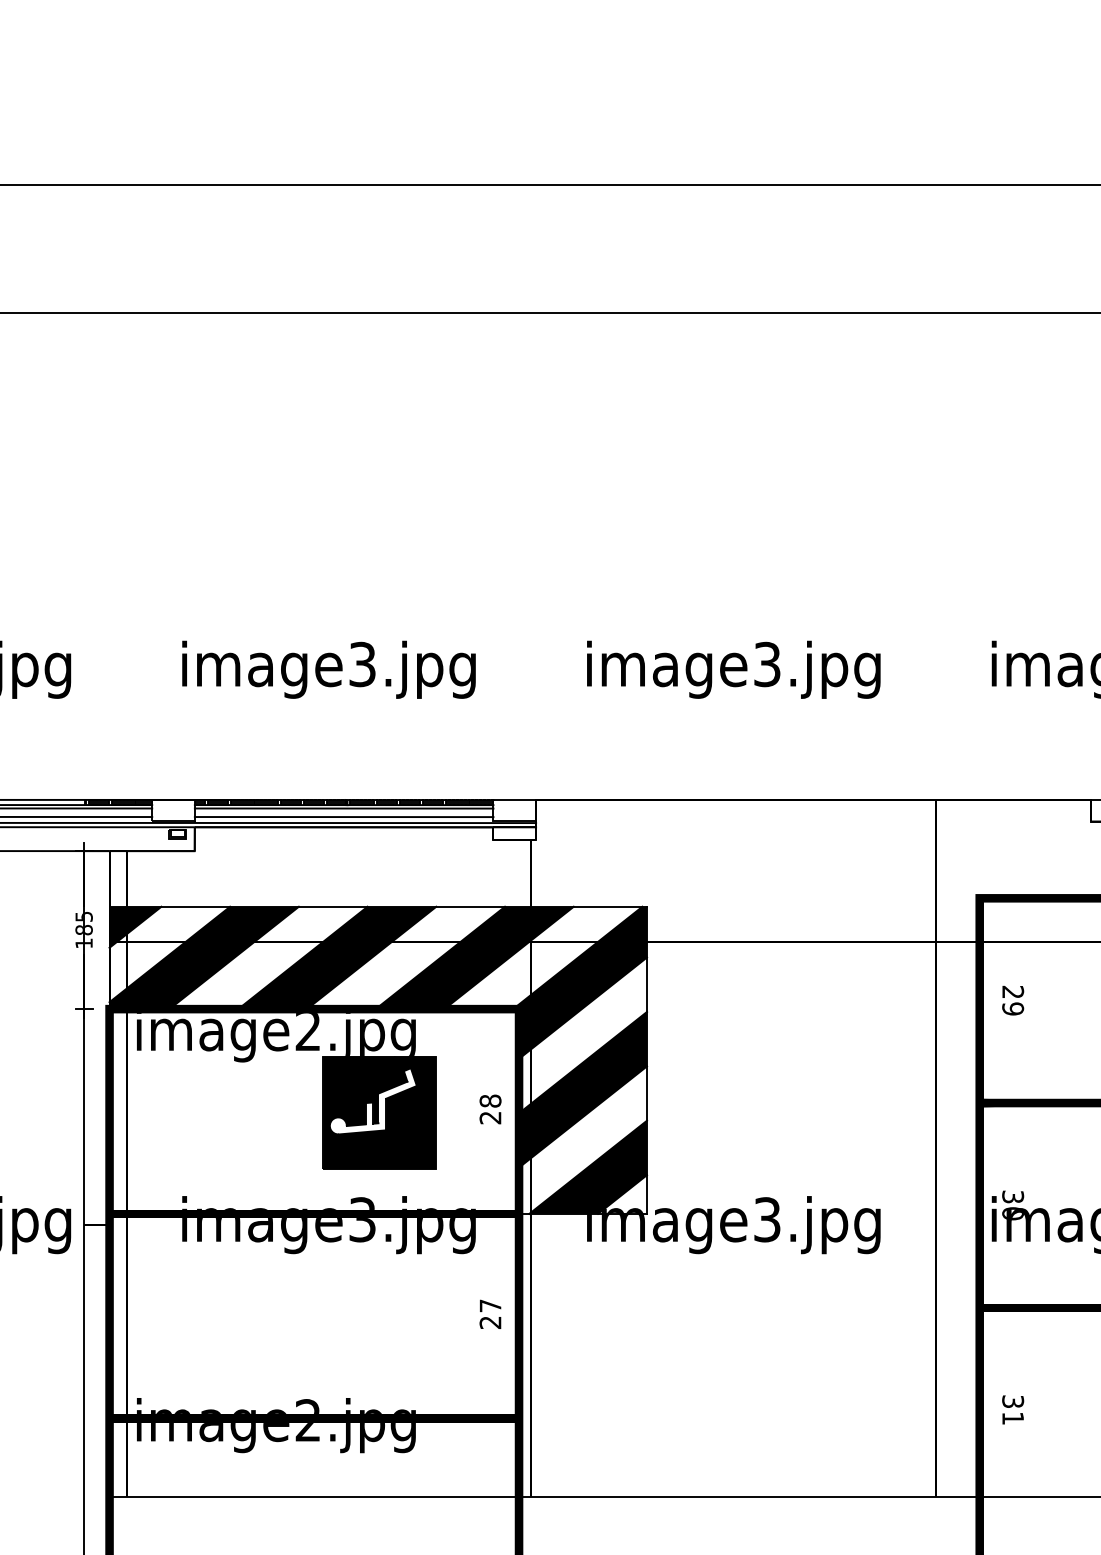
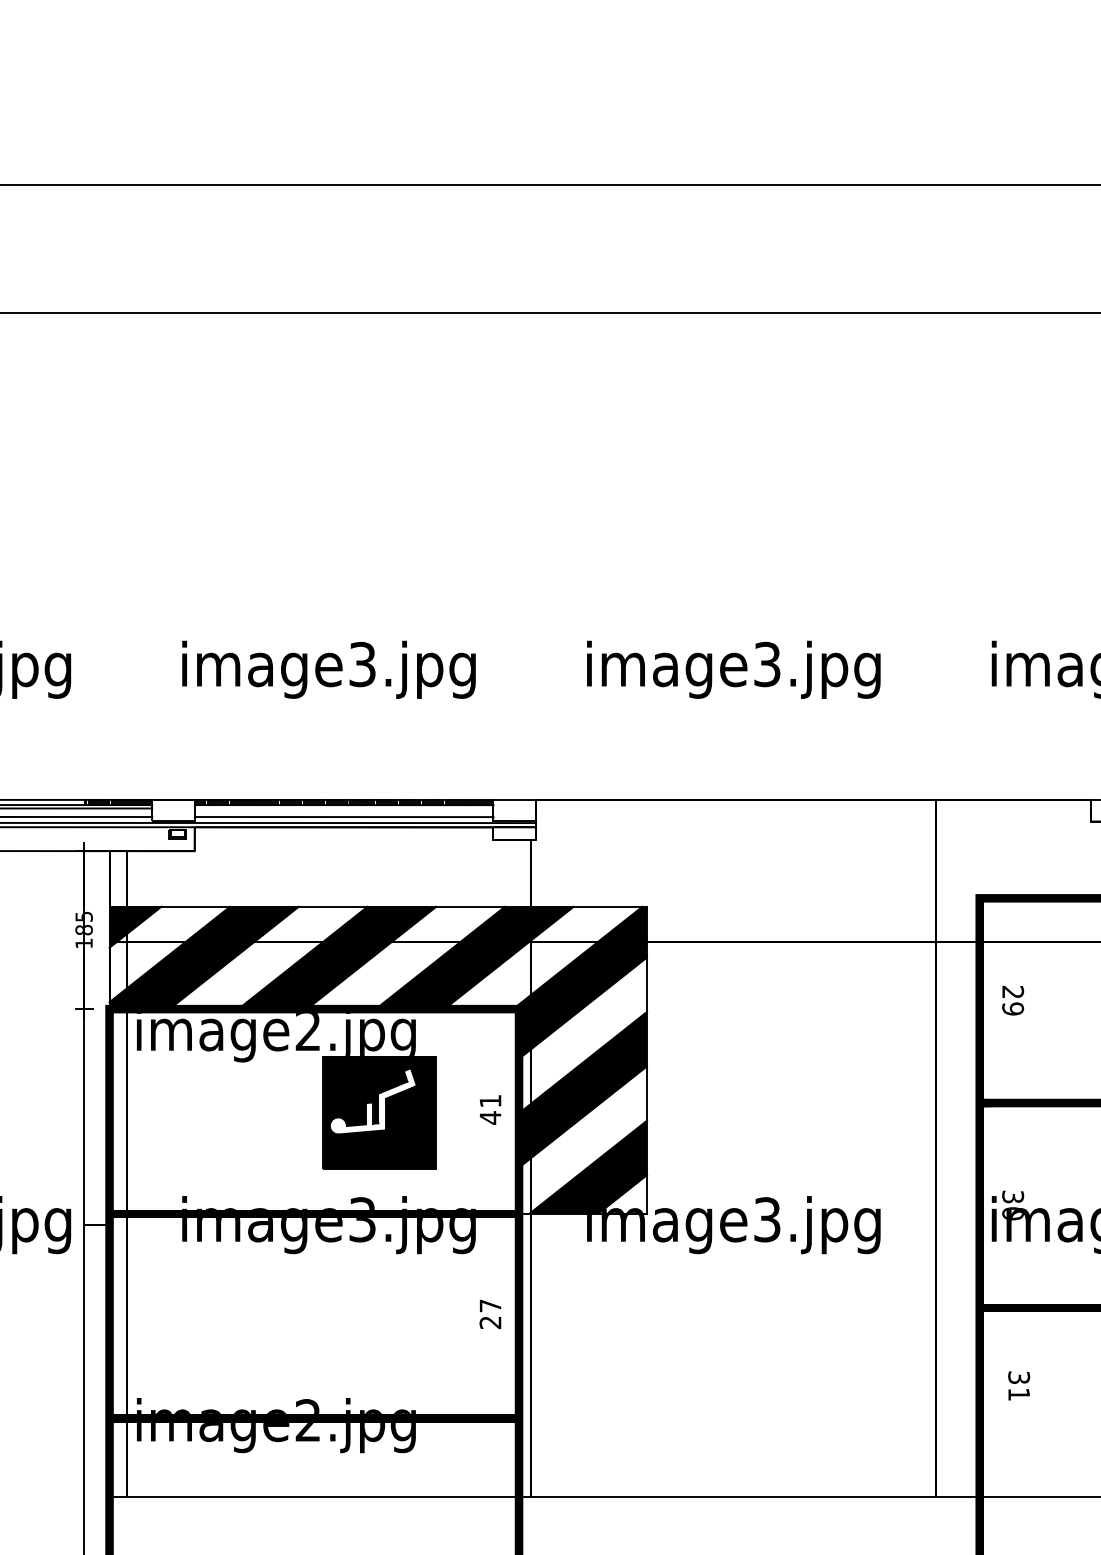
line: present -> none (343, 808)
text: 28 -> 41 (490, 1109)
text position: (1013, 1409) -> (1019, 1385) (1019, 1385)
